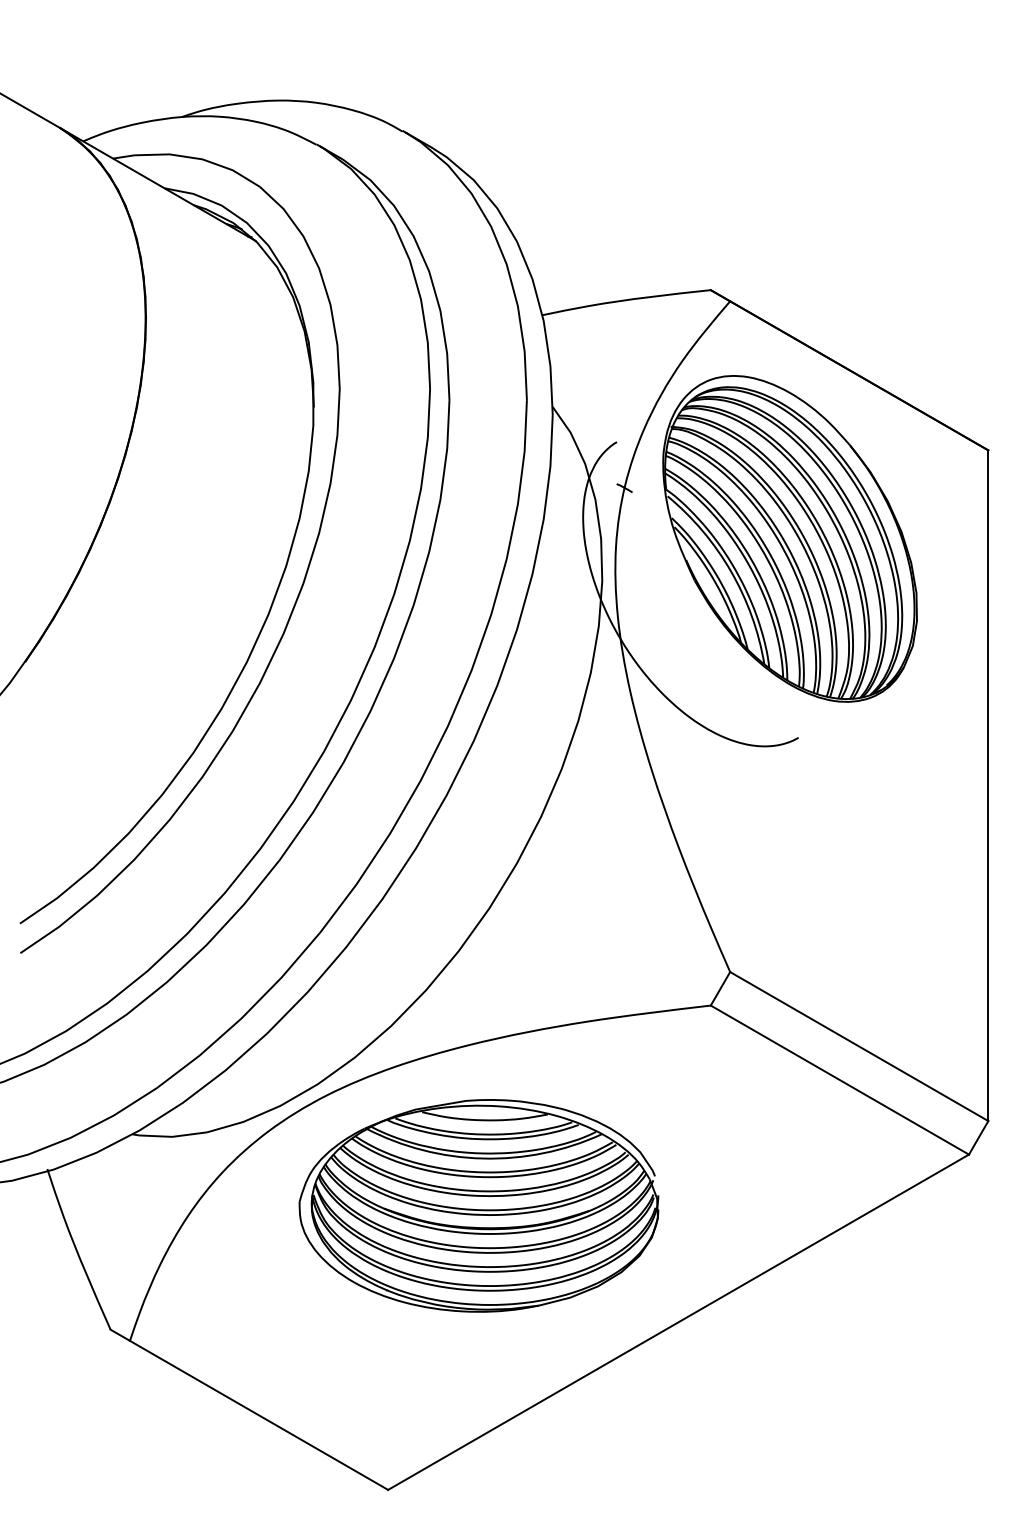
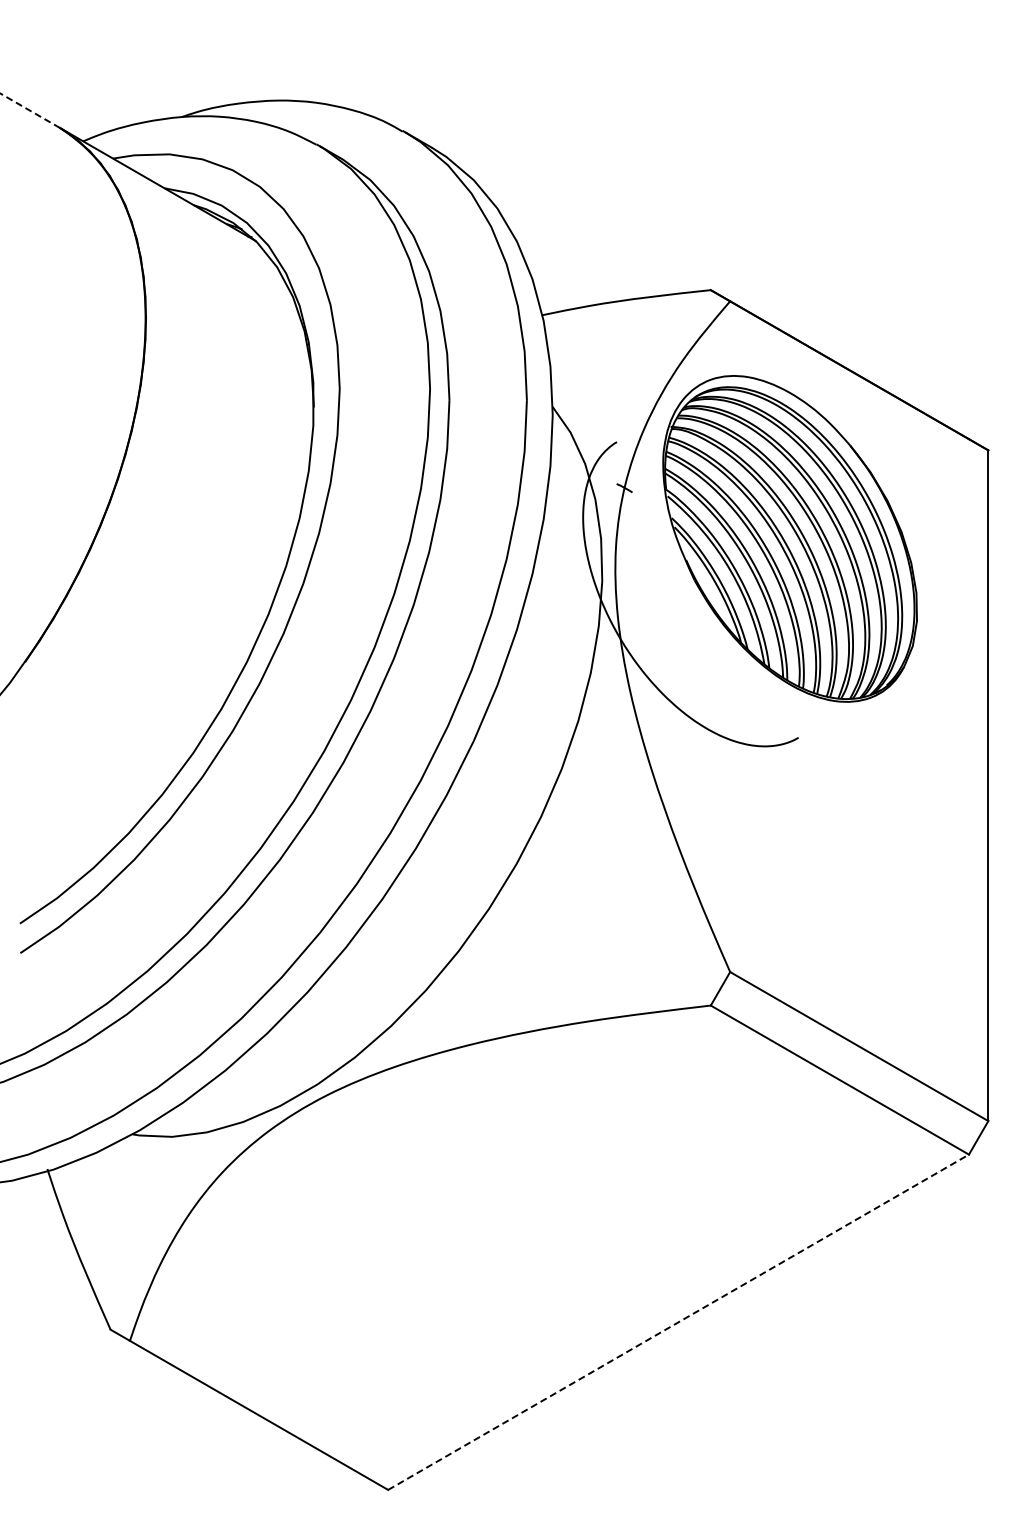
line: solid -> dashed (29, 110)
part: present -> none (478, 1205)
line: solid -> dashed (679, 1322)
